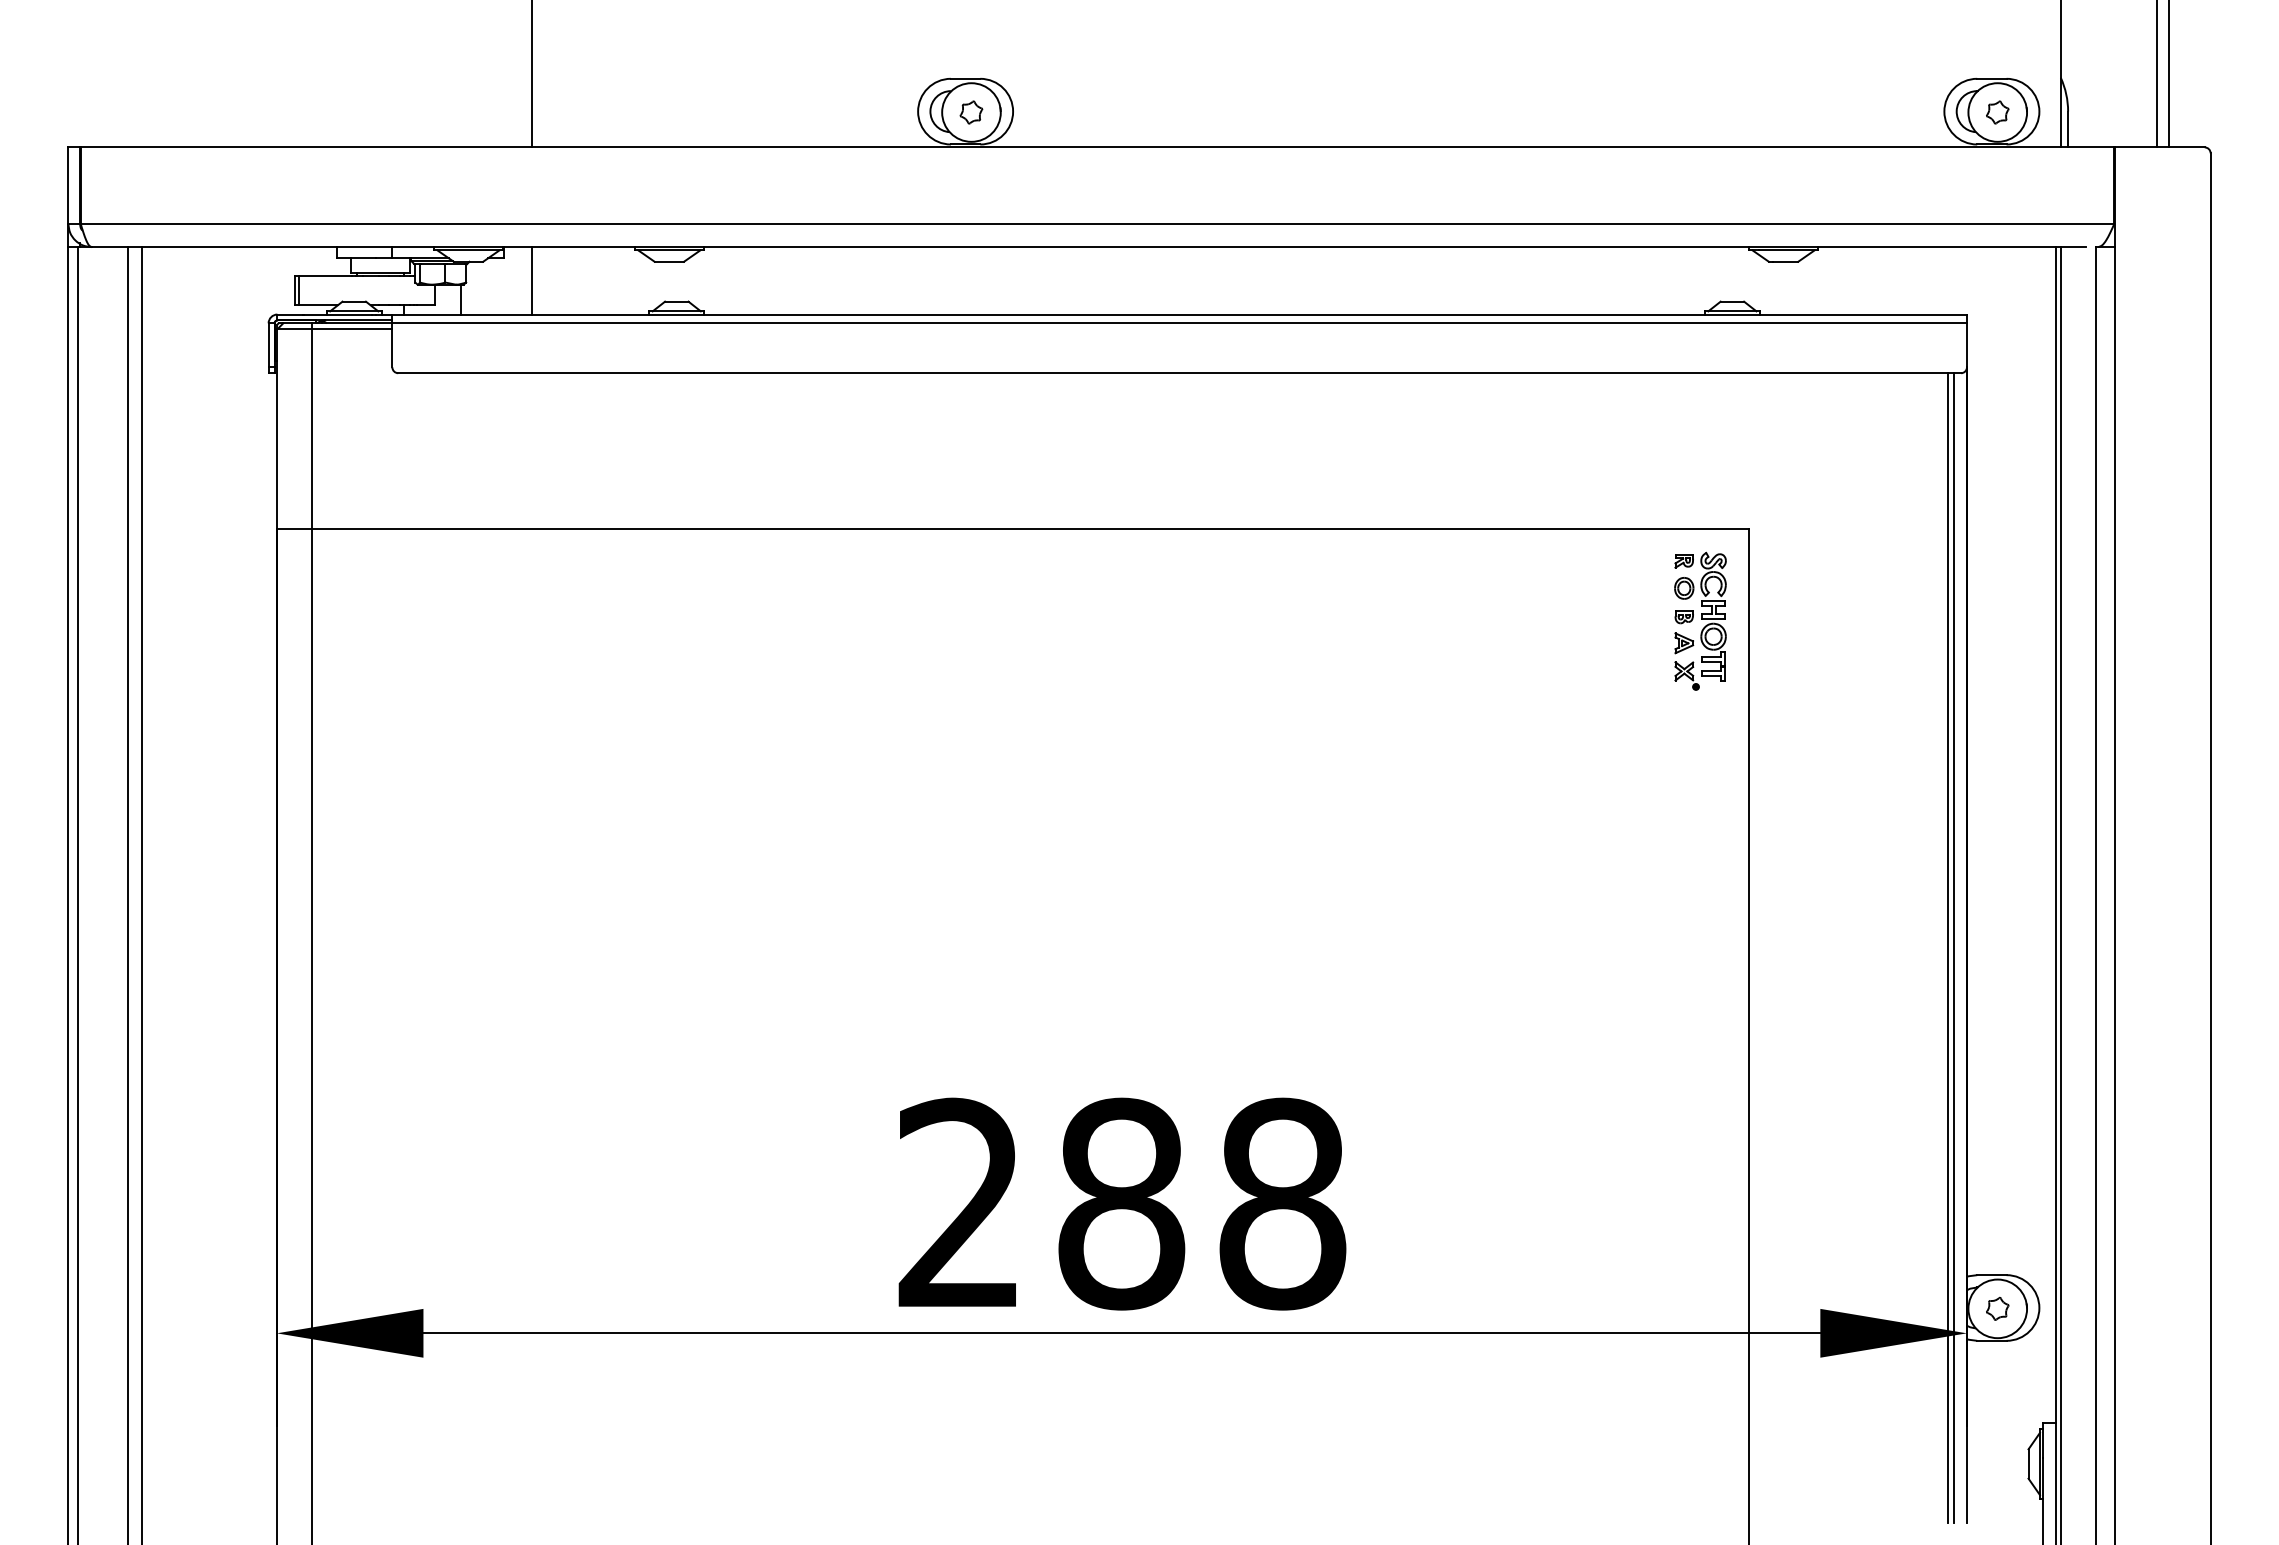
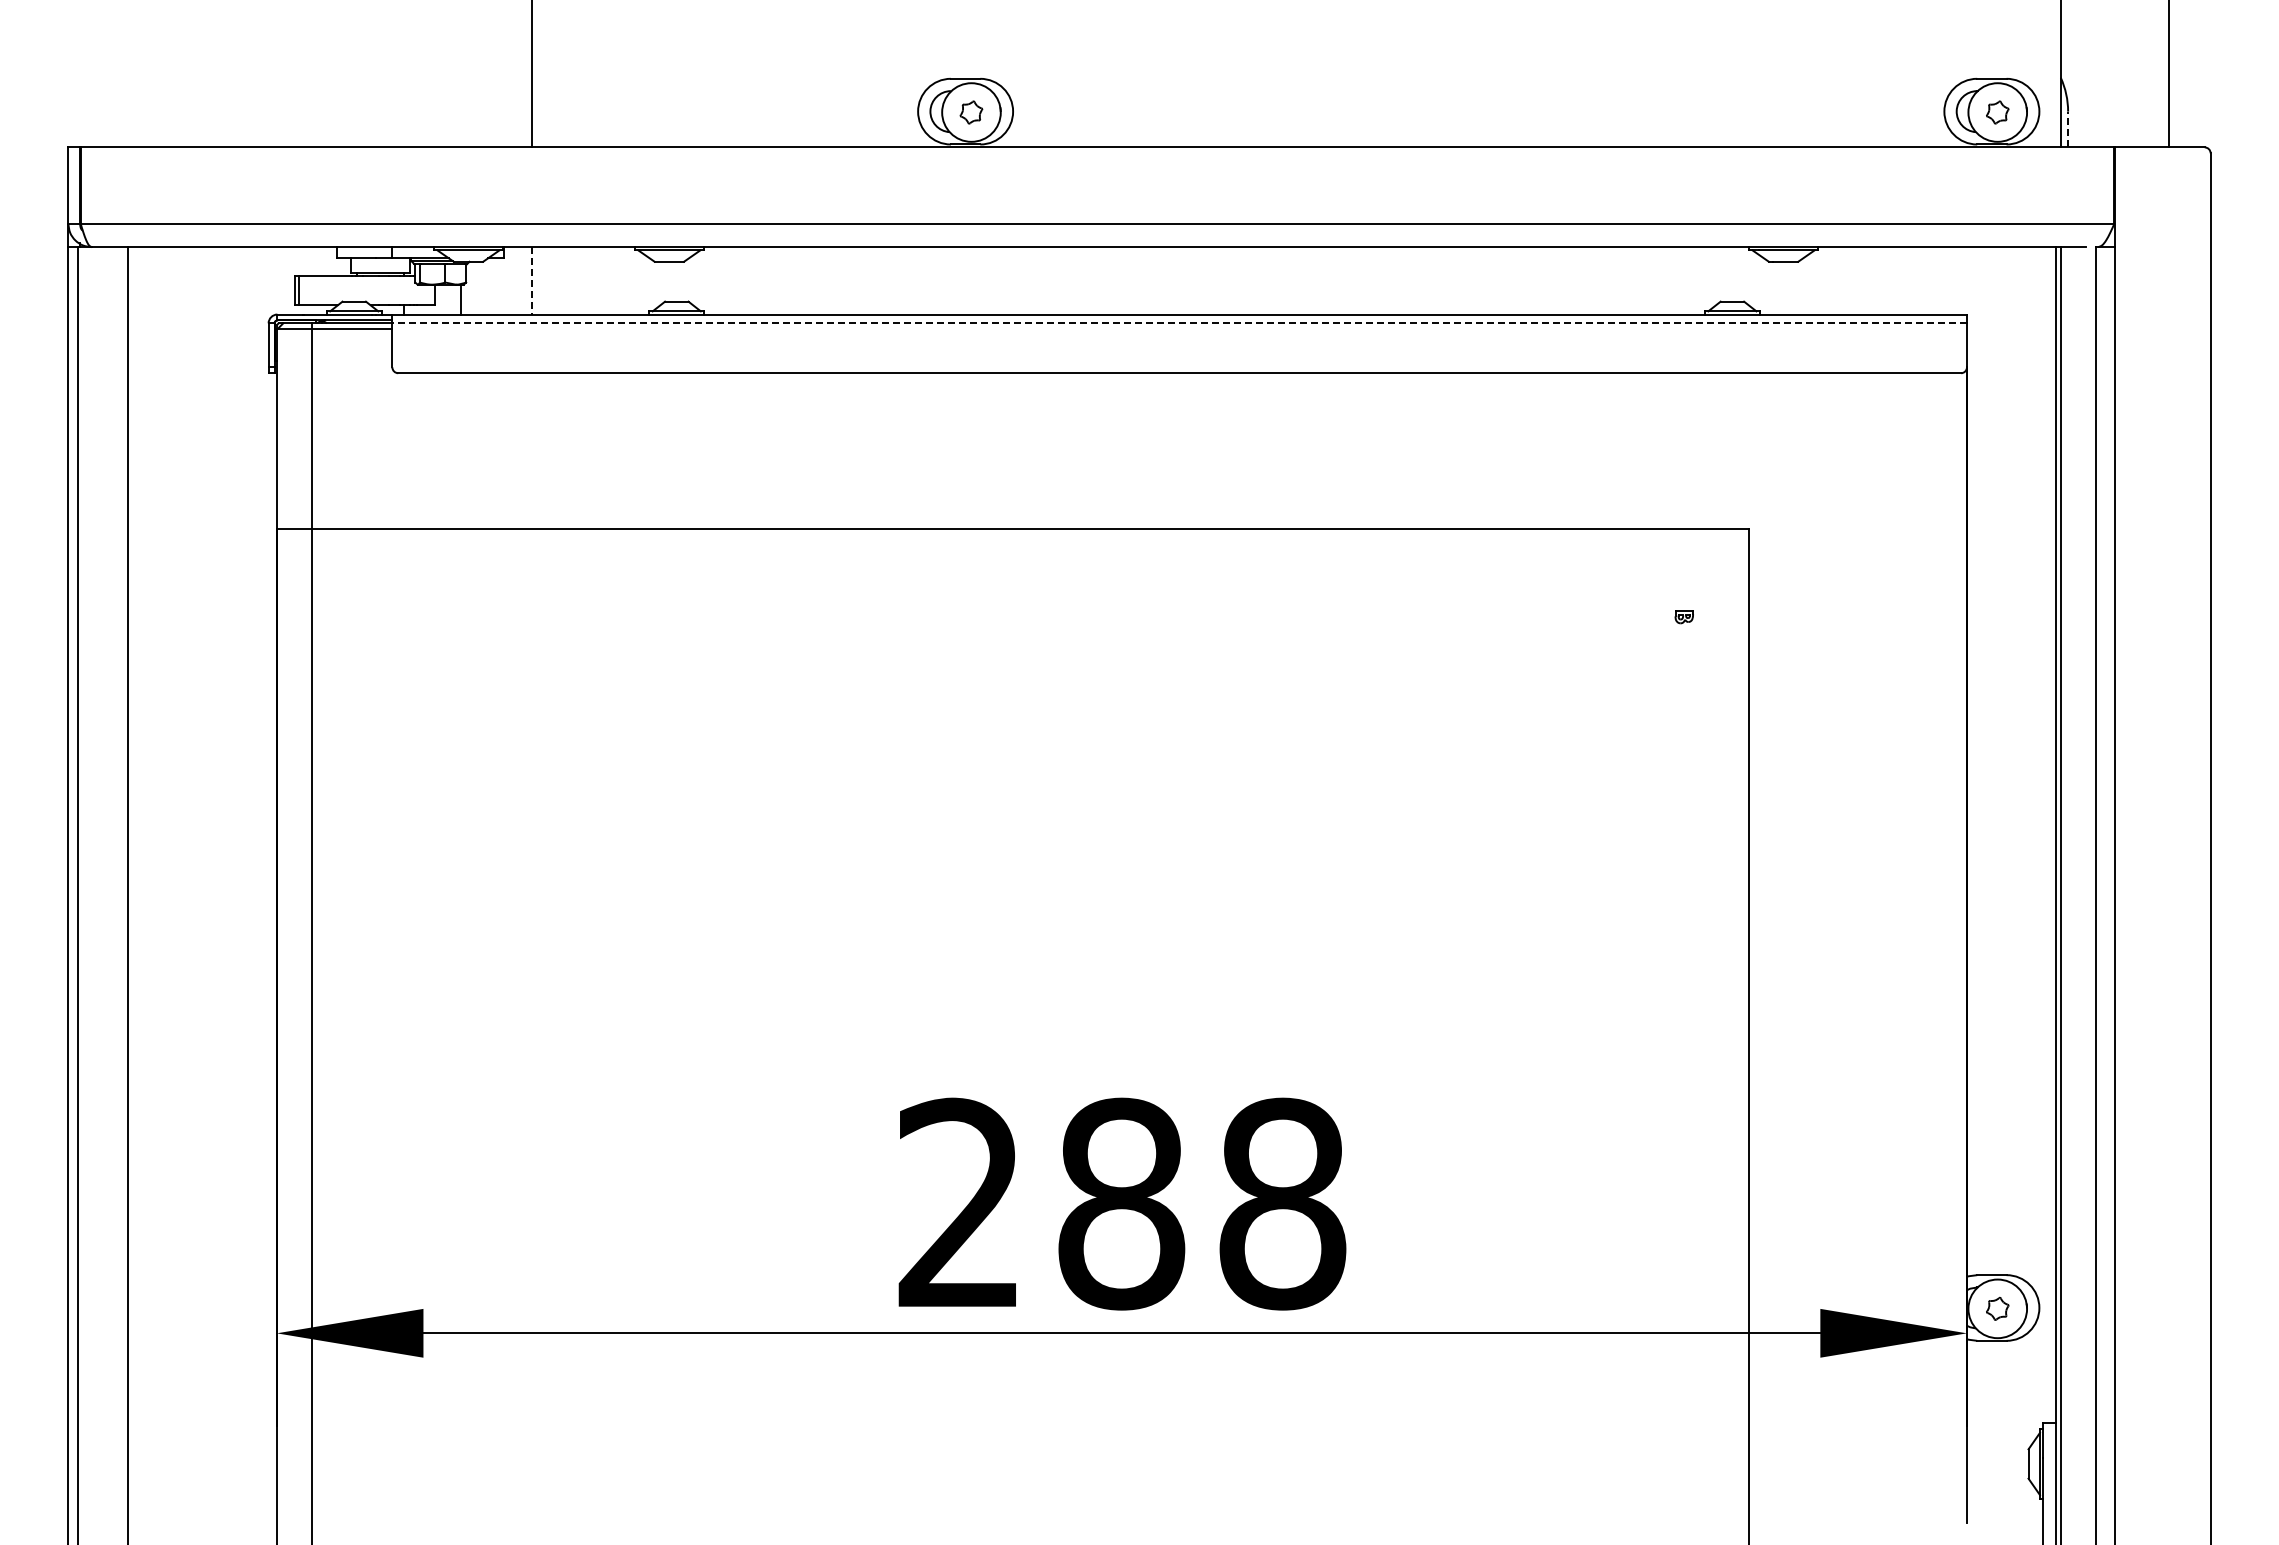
line: present -> none (2157, 74)
line: solid -> dashed (2068, 129)
line: solid -> dashed (531, 280)
line: solid -> dashed (1179, 323)
part: present -> none (1700, 620)
line: present -> none (141, 894)
line: present -> none (1948, 947)
line: present -> none (1954, 947)
